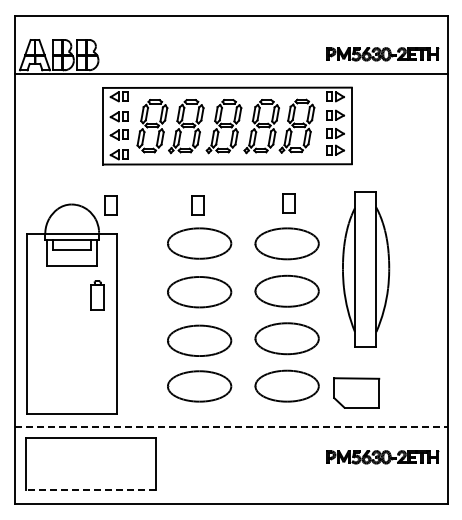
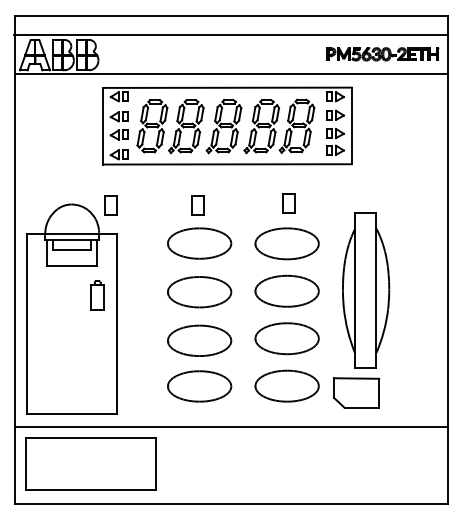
line: none -> present (230, 35)
part position: (366, 269) -> (366, 290) (366, 290)
line: dashed -> solid (231, 426)
part: present -> none (382, 457)
line: dashed -> solid (90, 489)
